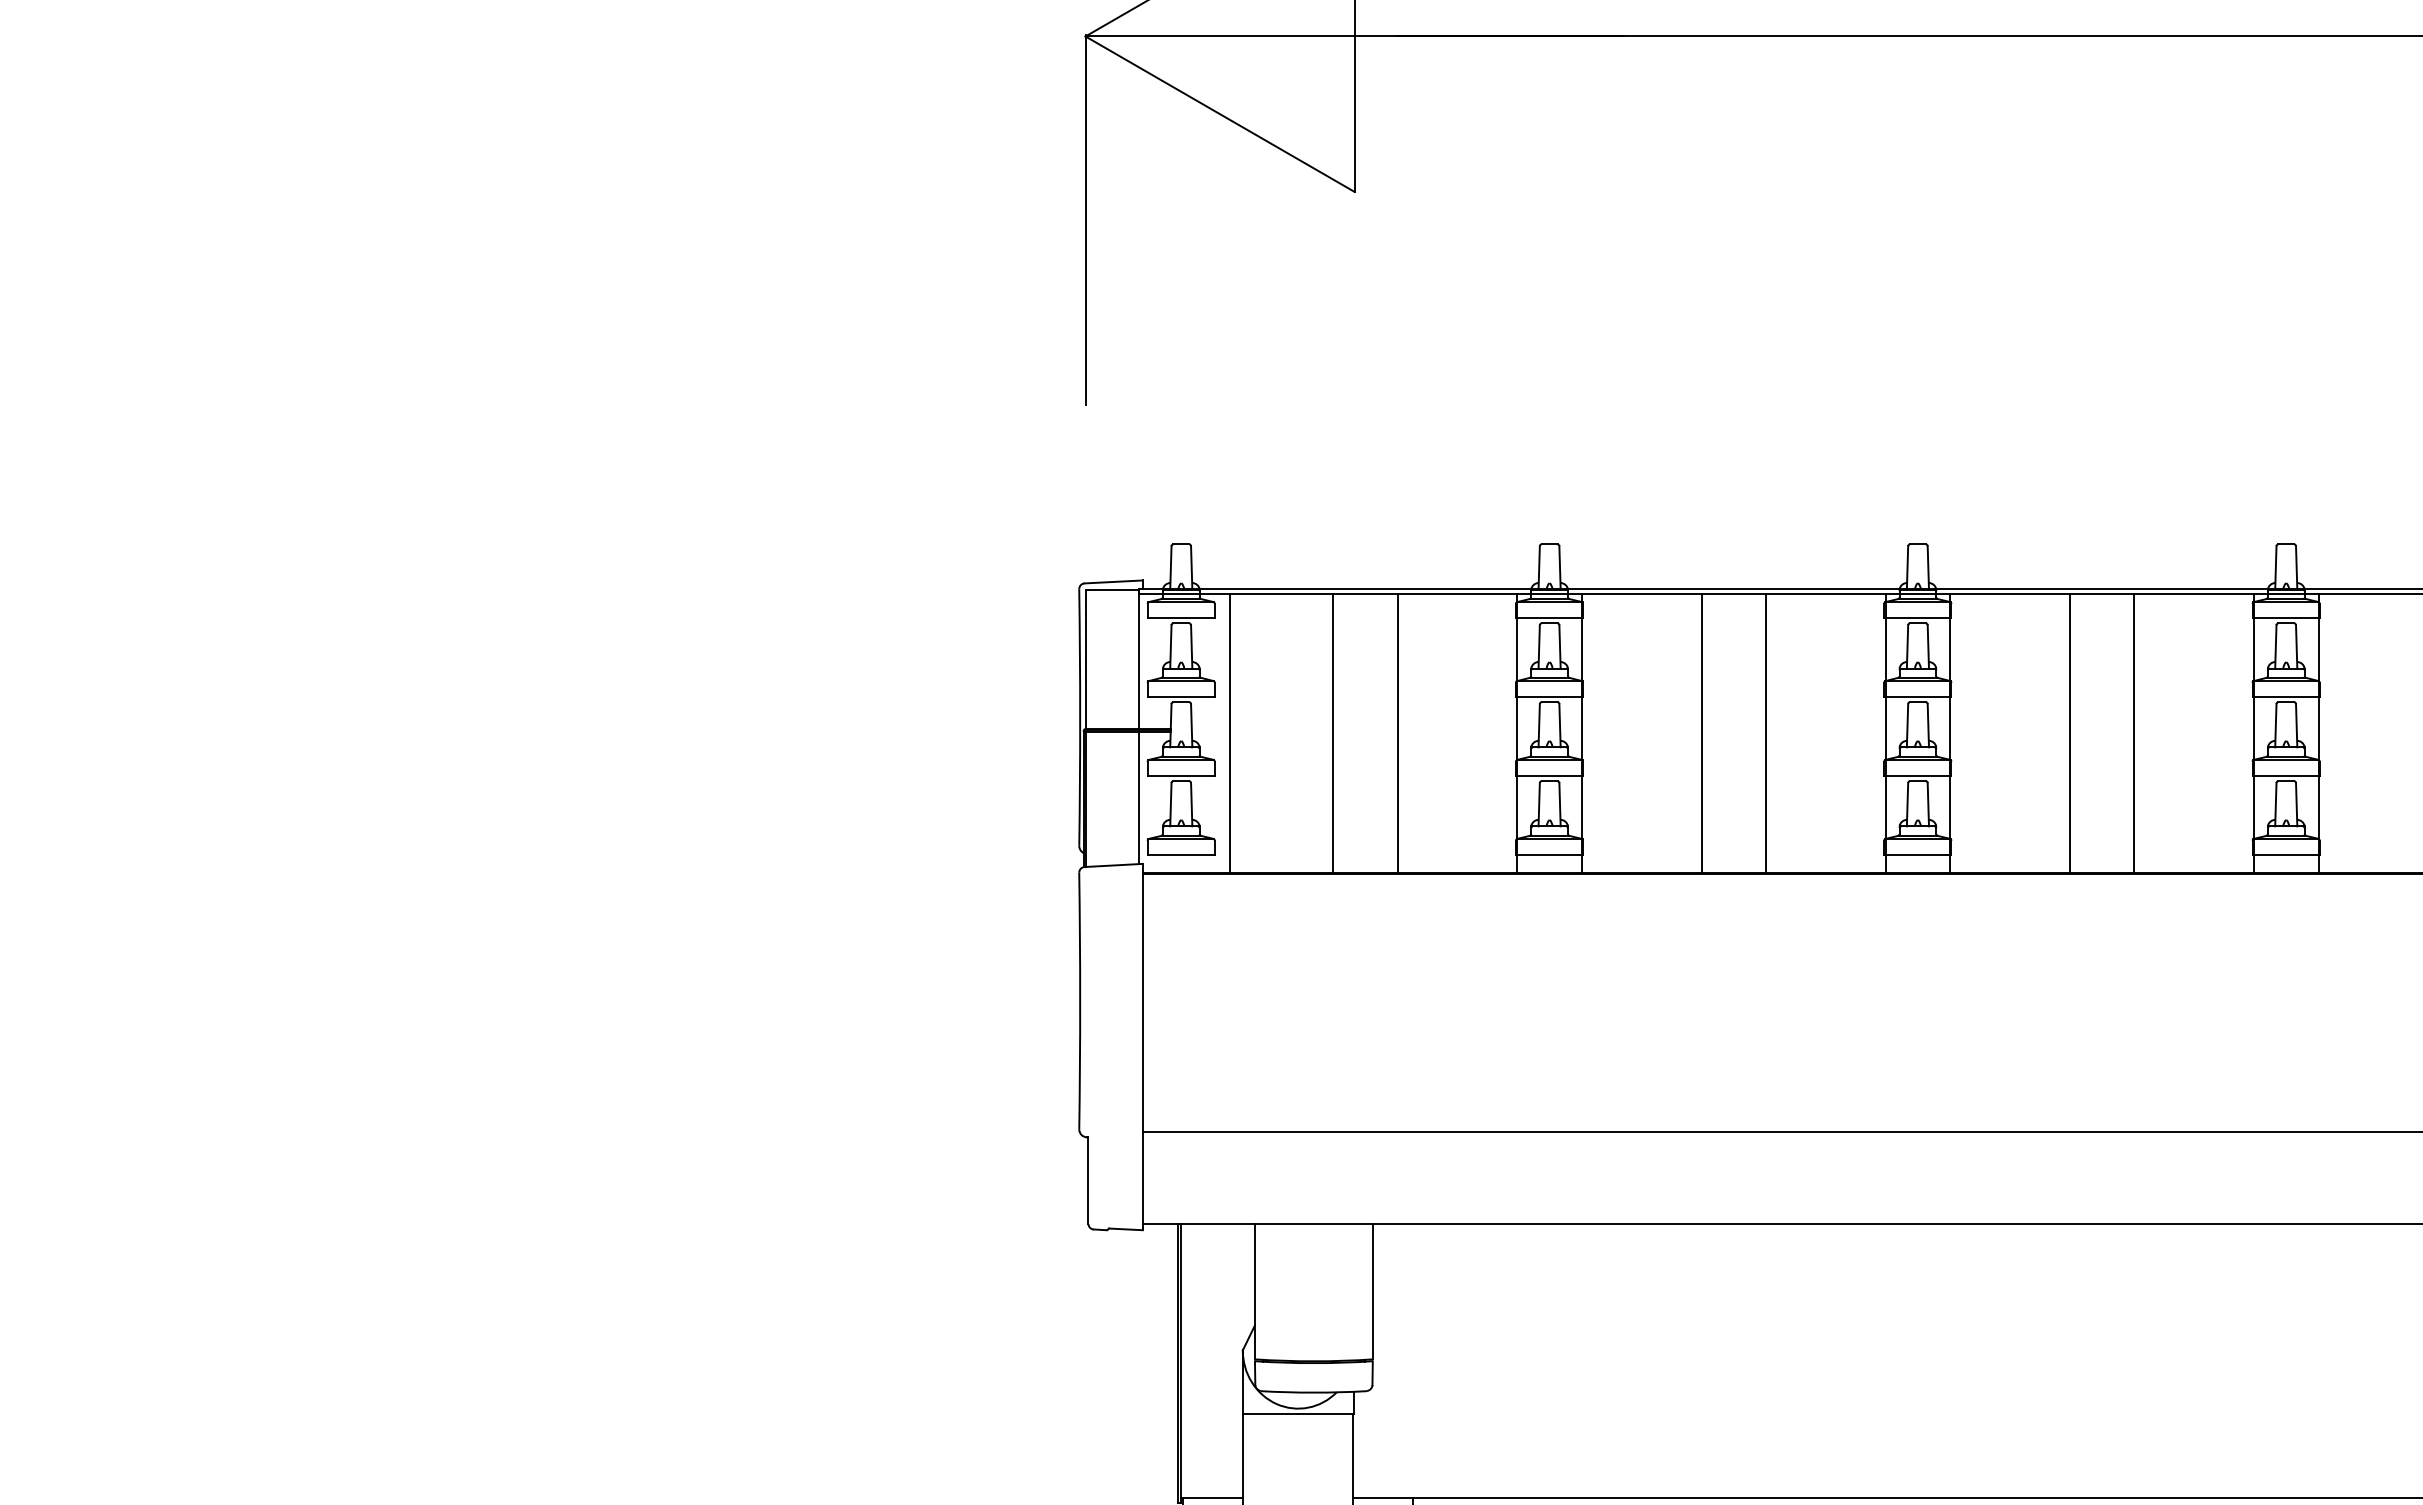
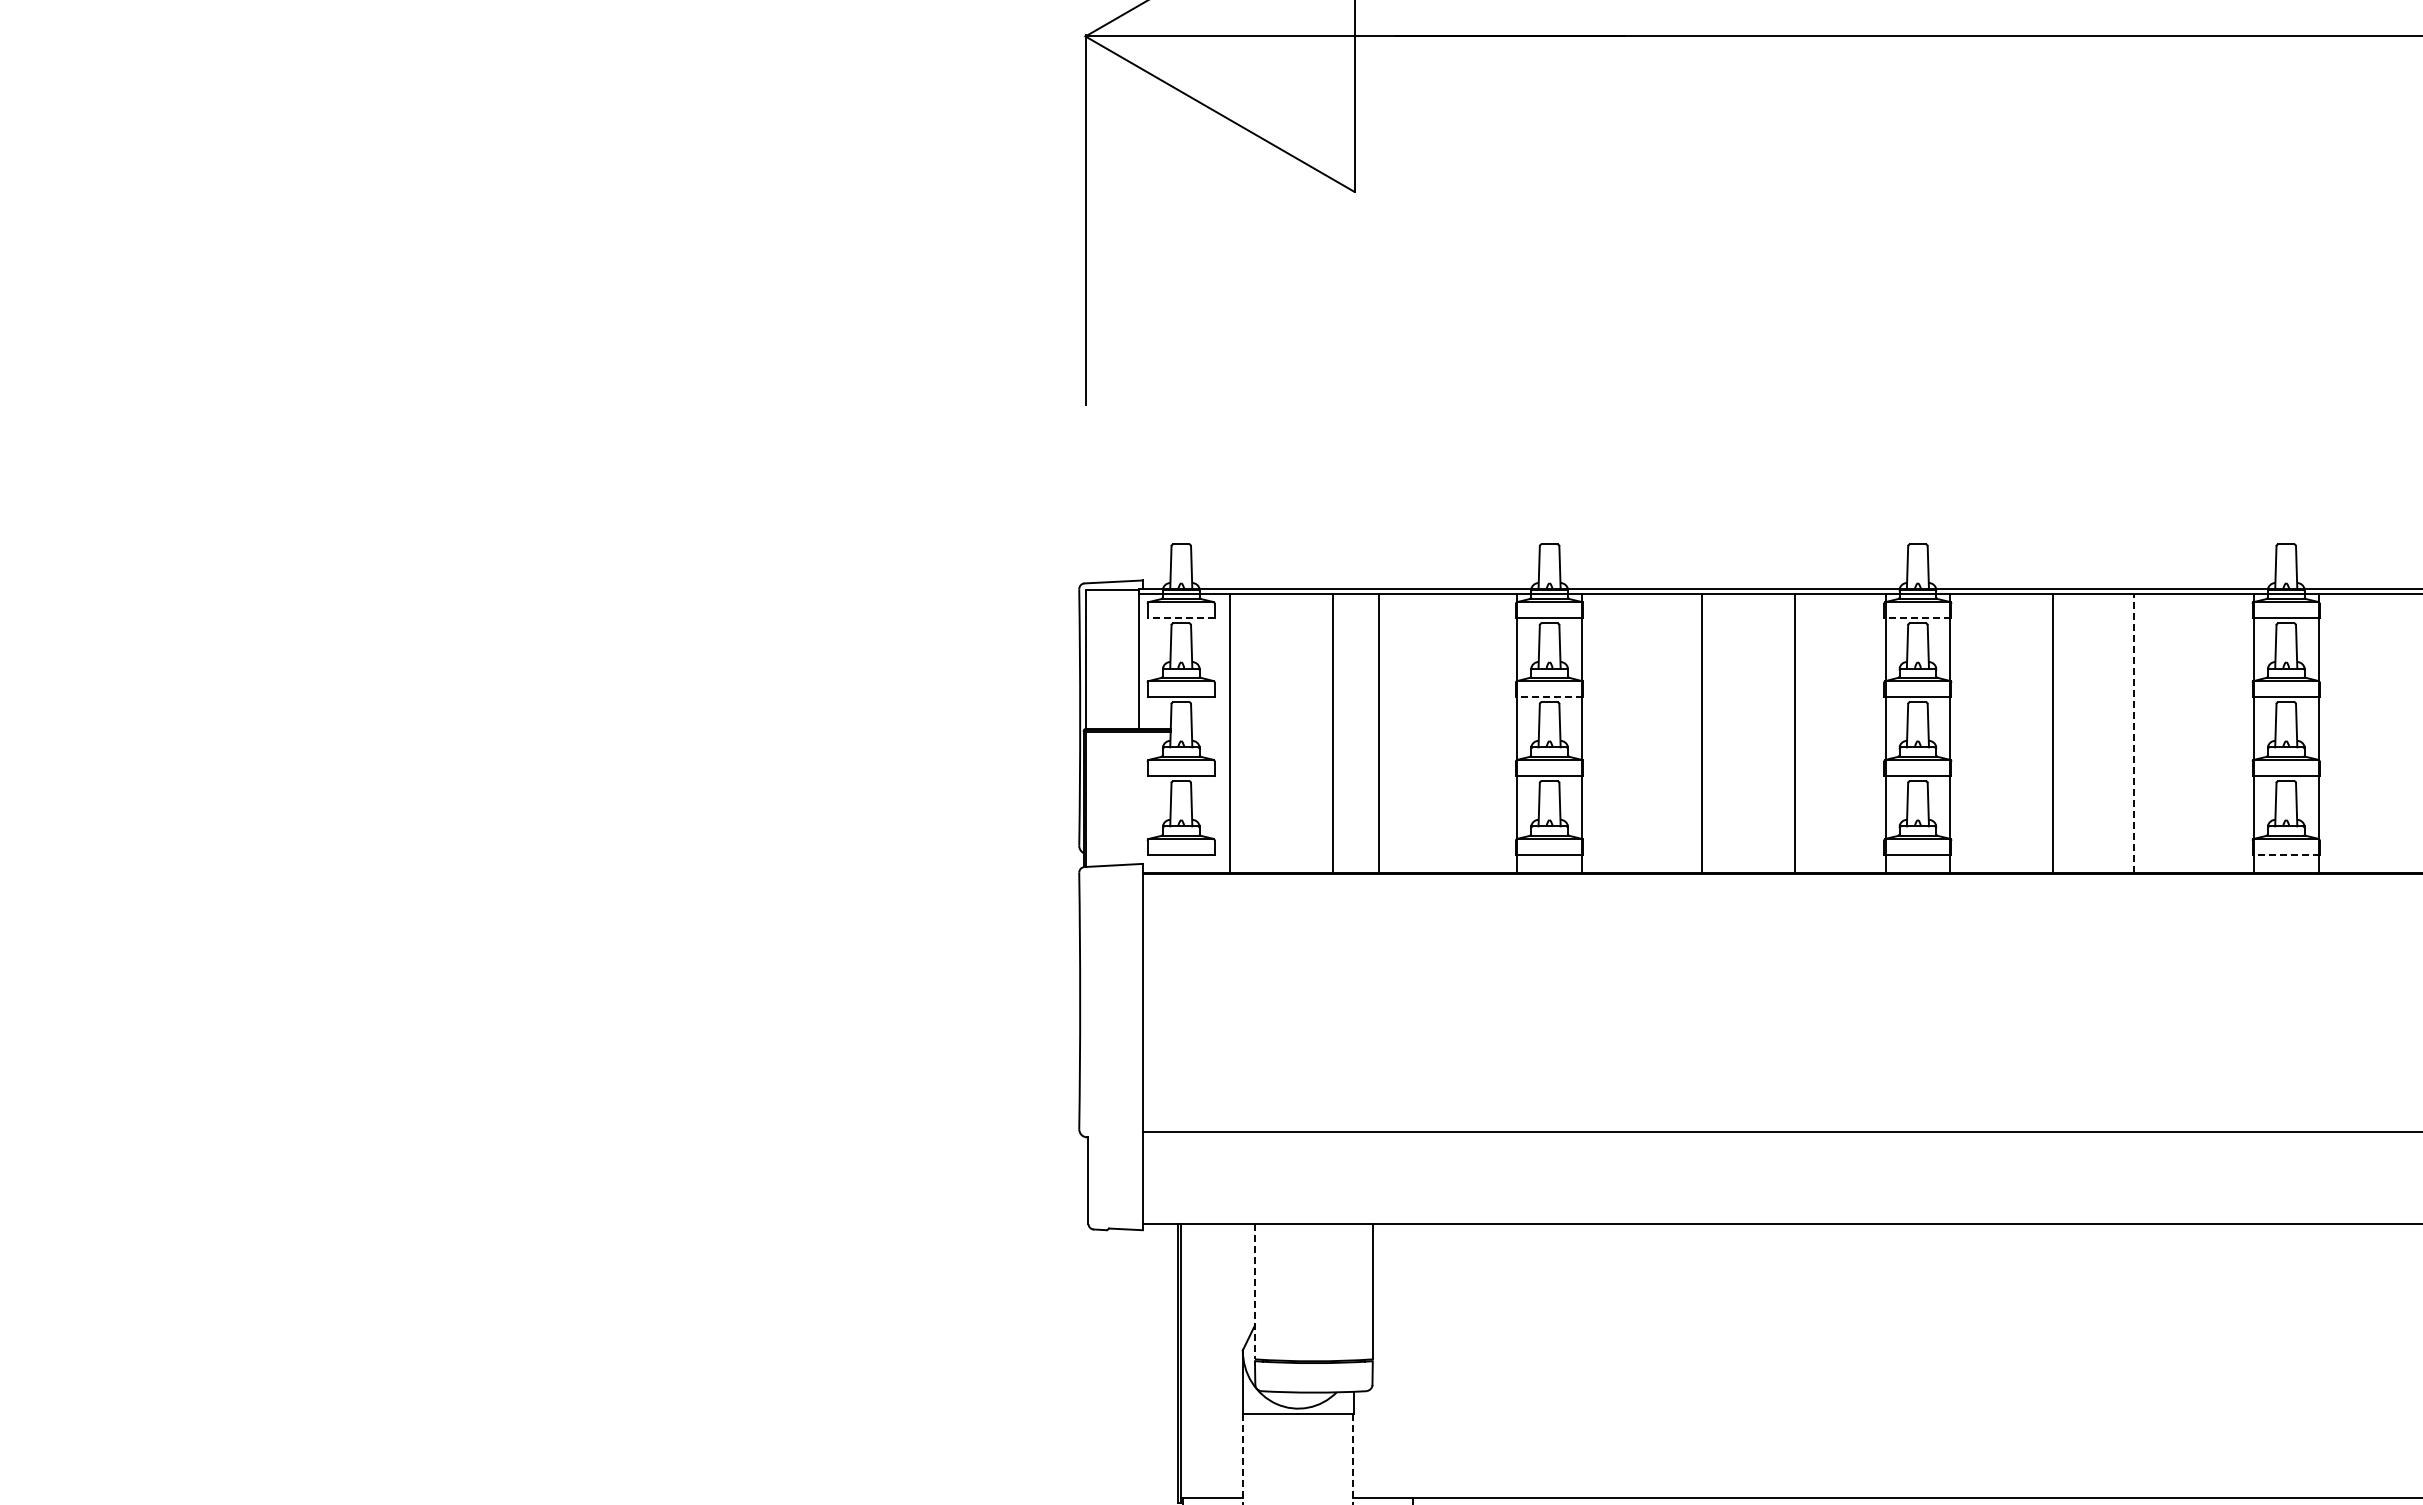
line: solid -> dashed (1181, 618)
line: solid -> dashed (1917, 618)
line: solid -> dashed (1549, 697)
line position: (1397, 732) -> (1378, 732) (1378, 732)
line position: (1766, 732) -> (1795, 732) (1795, 732)
line position: (2069, 732) -> (2052, 732) (2052, 732)
line: solid -> dashed (2134, 733)
line: present -> none (1138, 798)
line: solid -> dashed (2286, 854)
line: solid -> dashed (1254, 1291)
line: solid -> dashed (1242, 1459)
line: solid -> dashed (1353, 1459)
